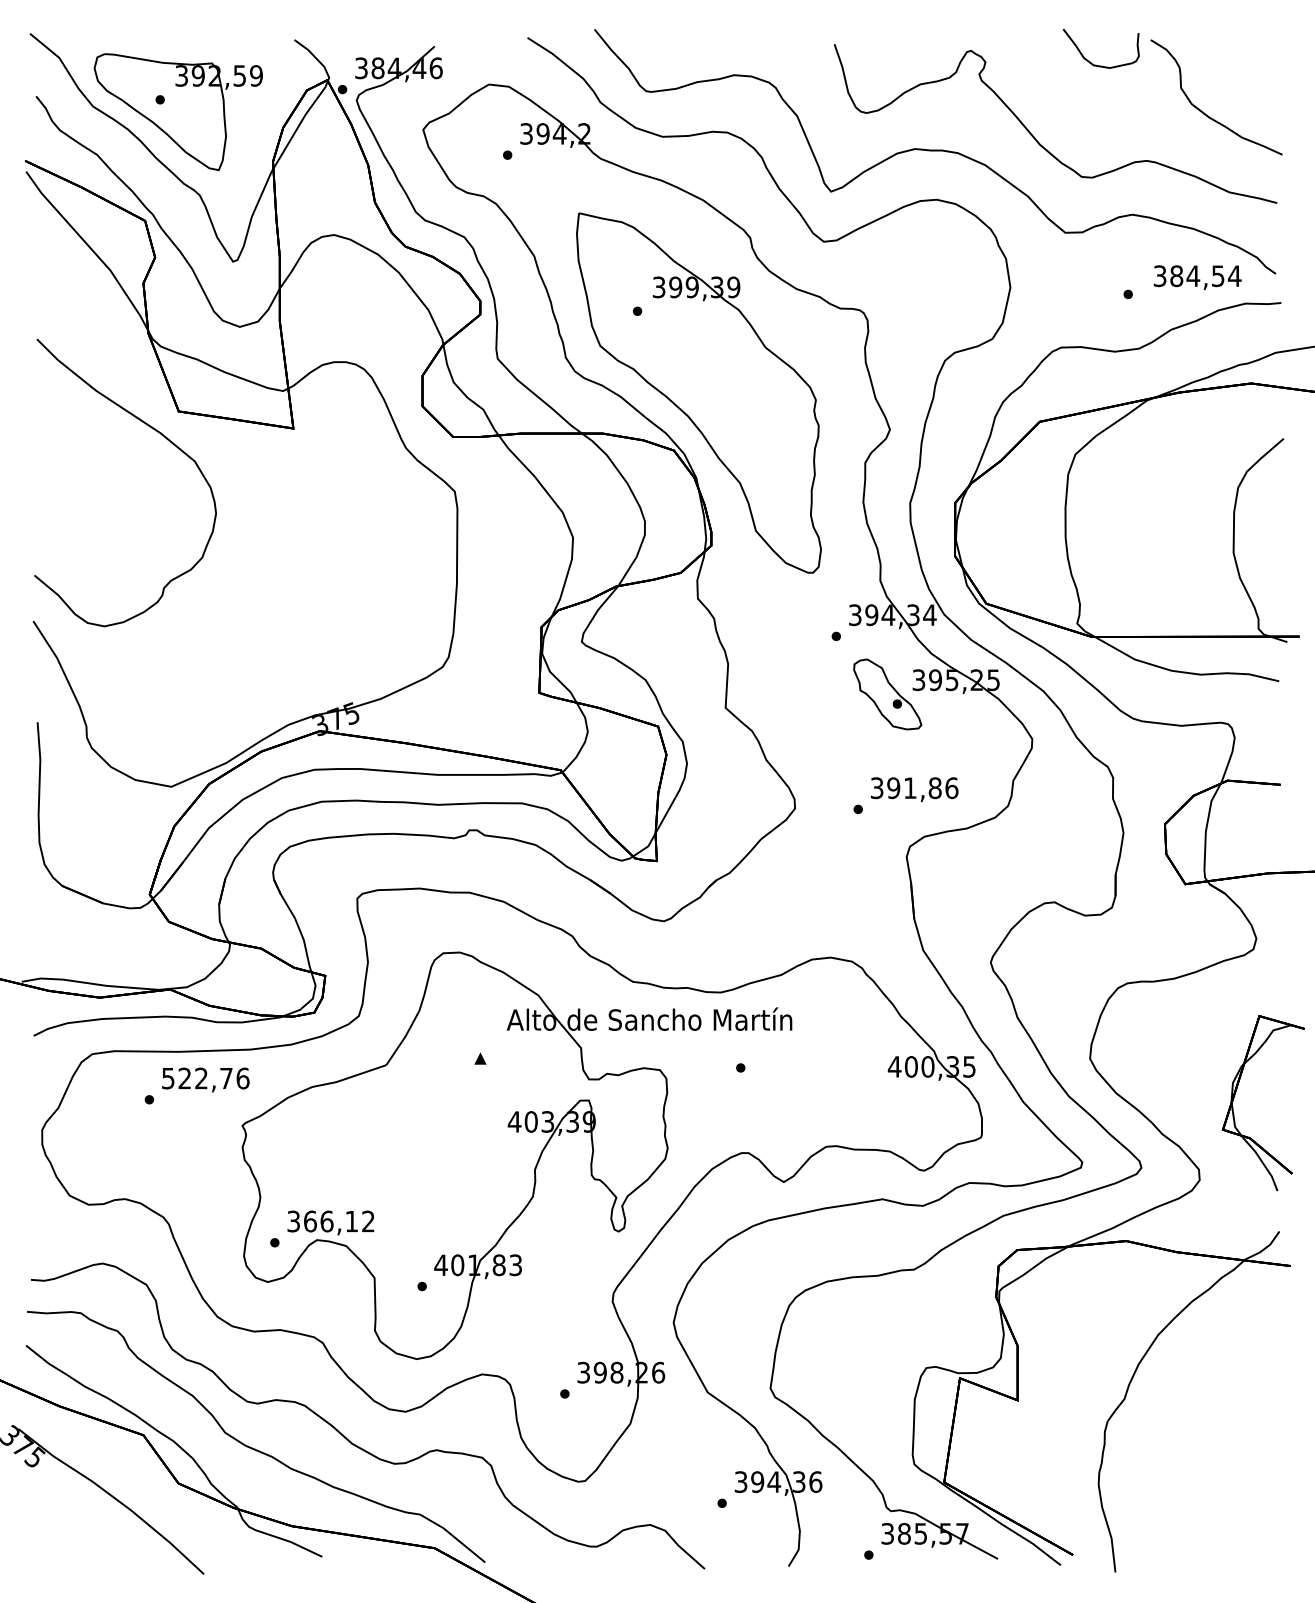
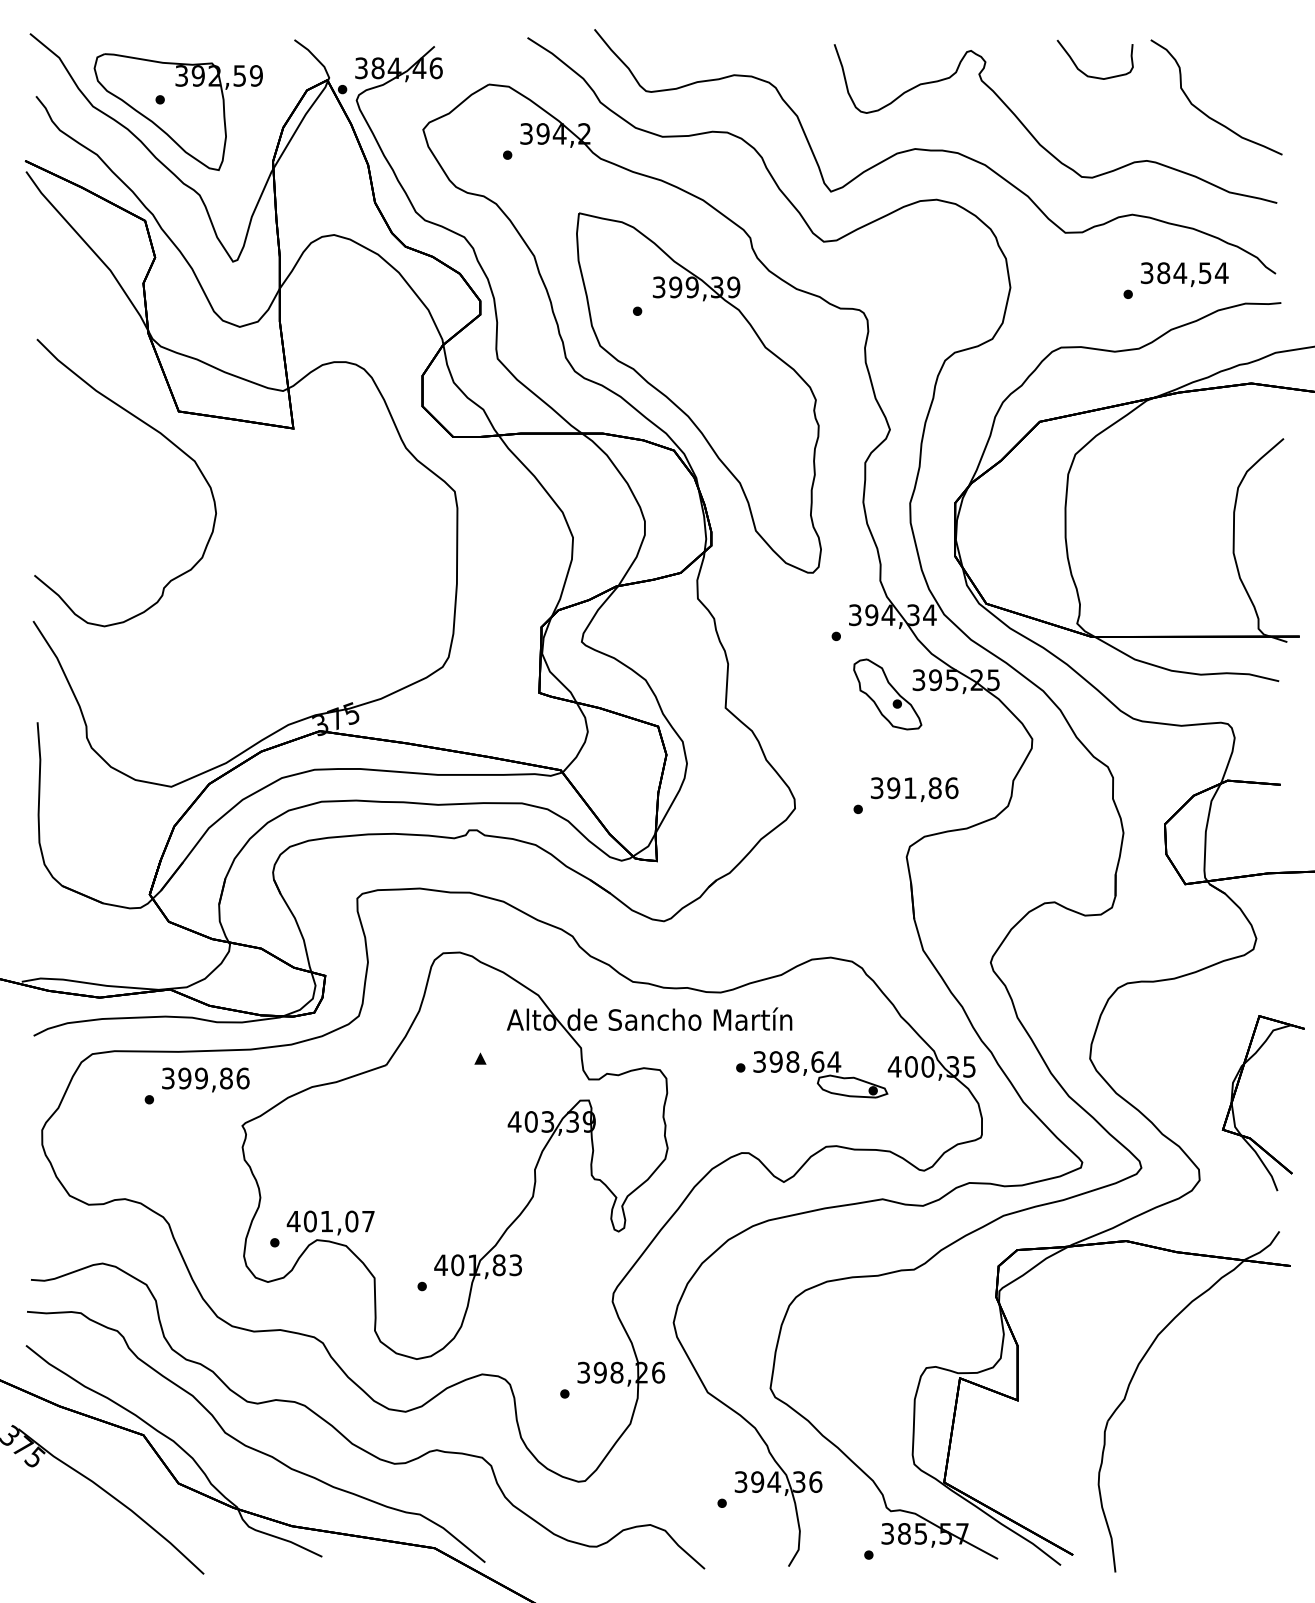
curve position: (1090, 61) -> (1084, 72) (1084, 72)
text position: (1197, 277) -> (1184, 274) (1184, 274)
part: none -> present (820, 1074)
text: 522,76 -> 399,86 (197, 1078)
text: 366,12 -> 401,07 (330, 1221)
